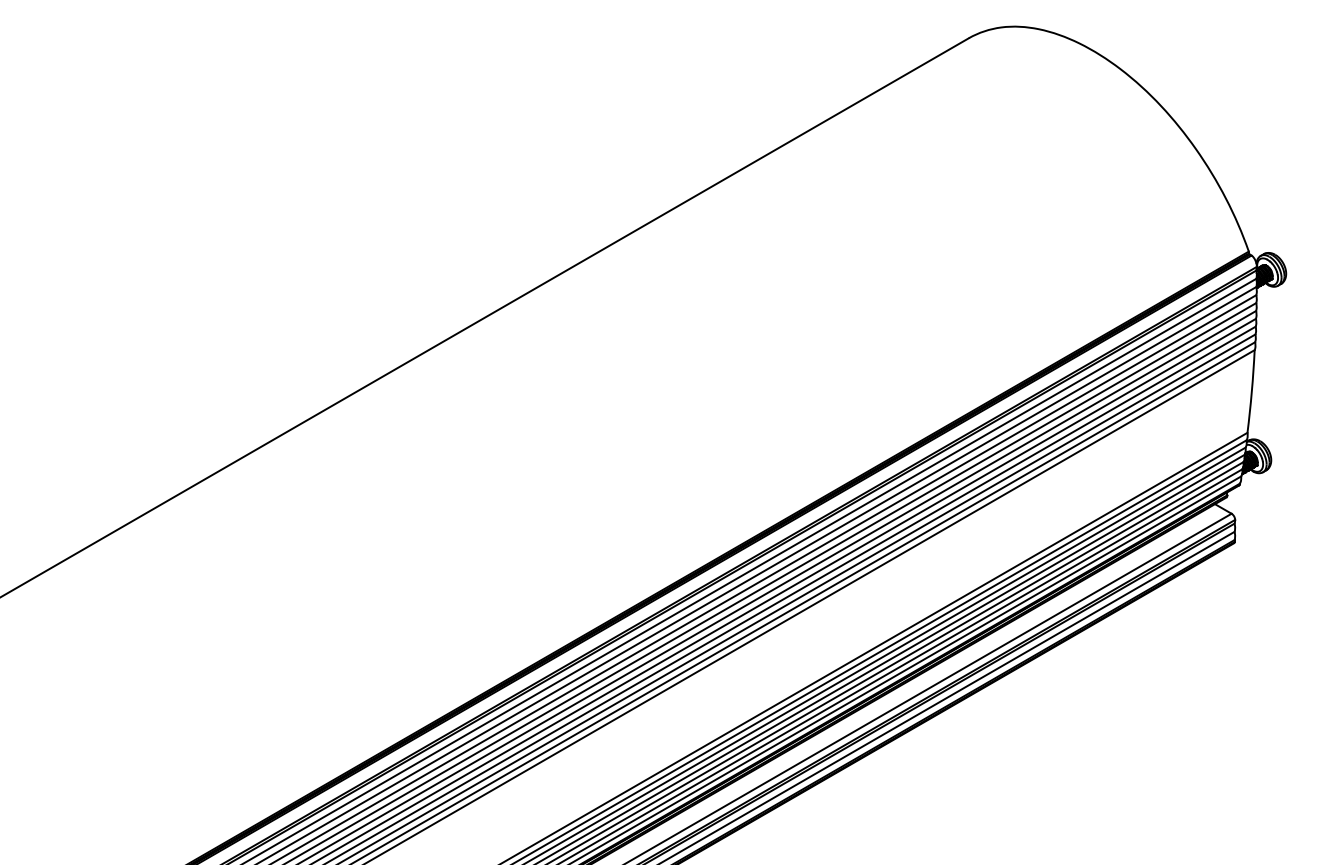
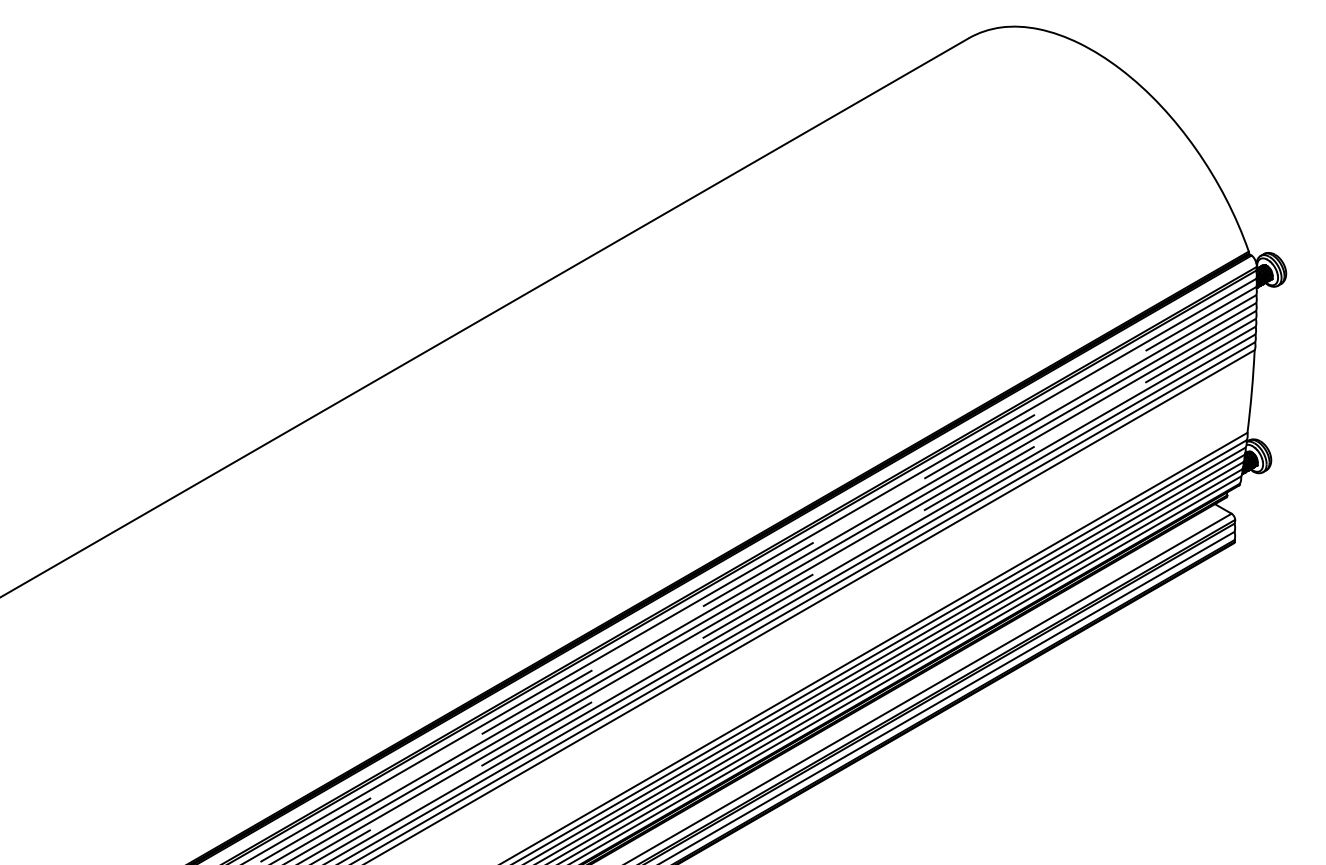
line: solid -> dashed (755, 576)
line: solid -> dashed (783, 591)
